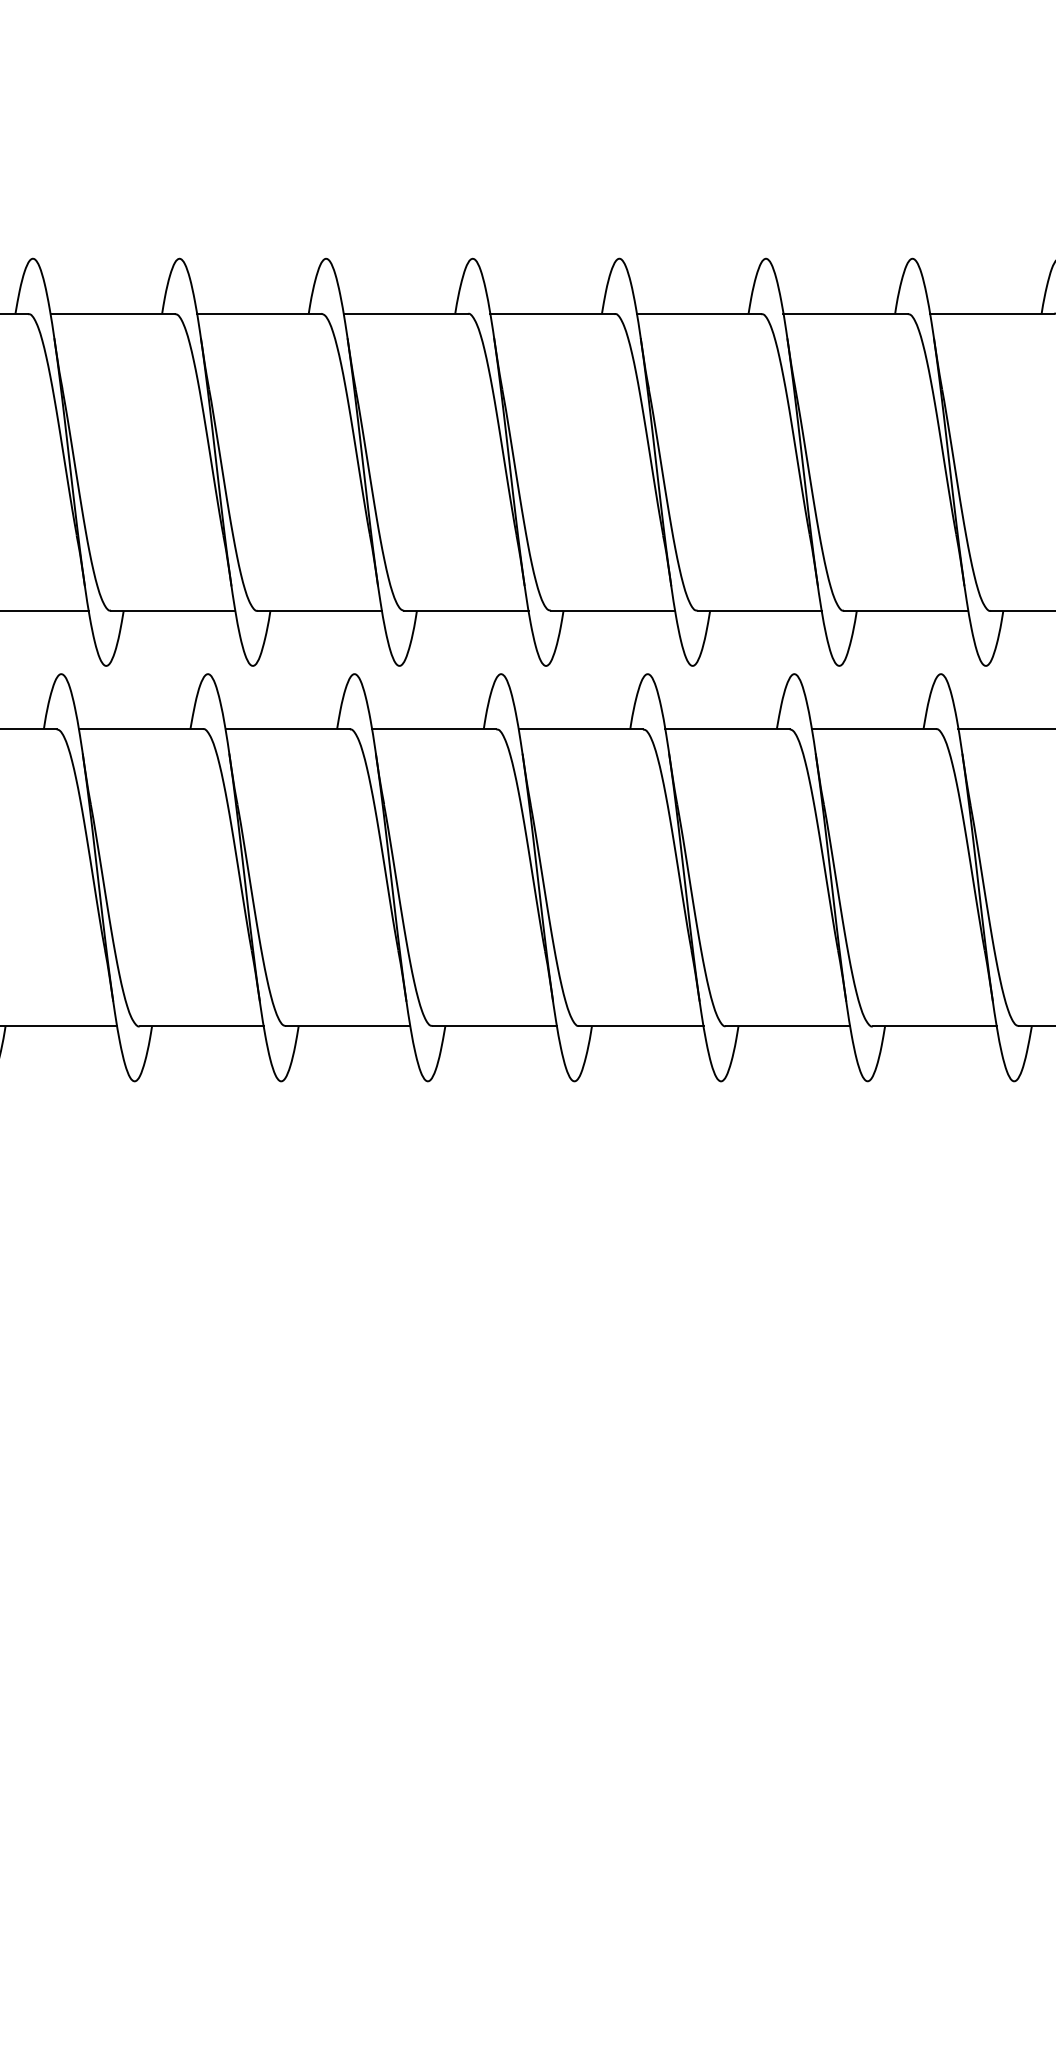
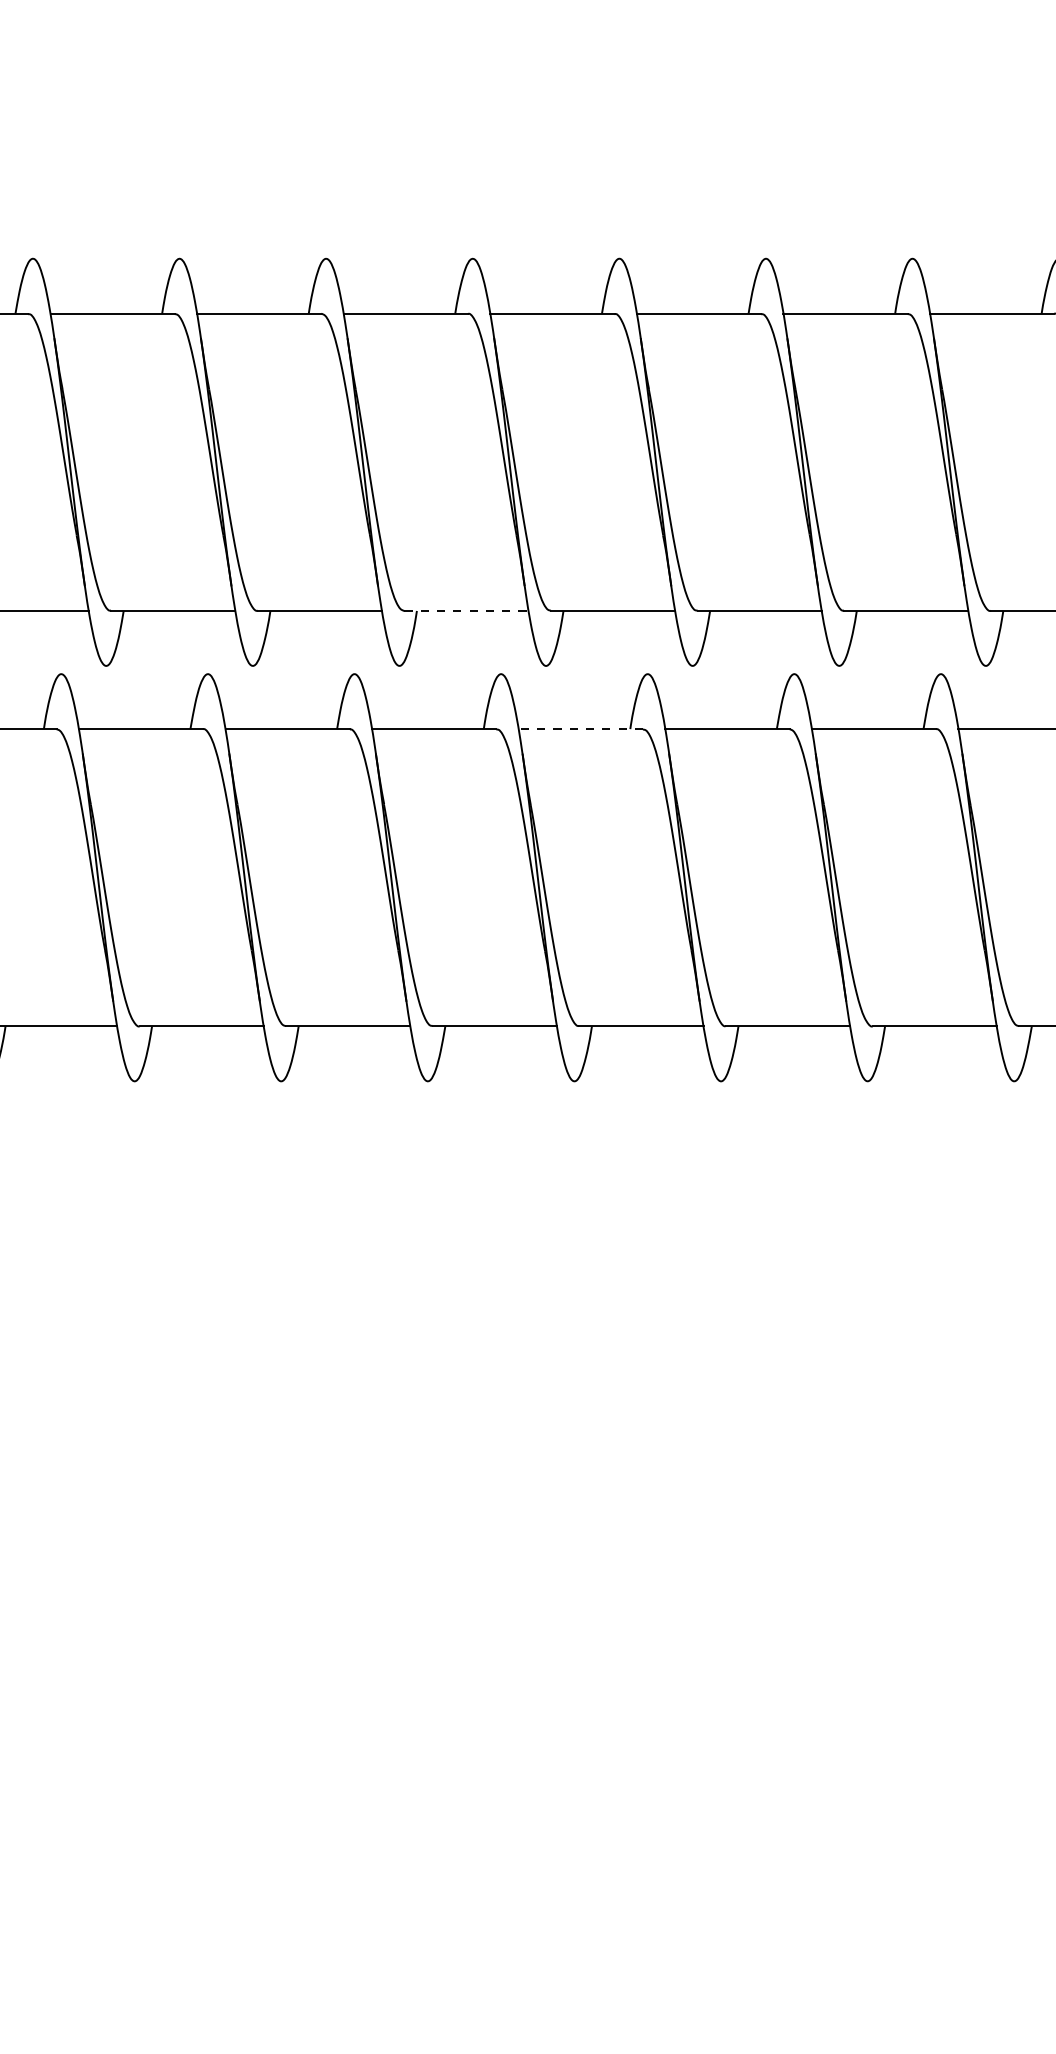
line: solid -> dashed (467, 610)
line: solid -> dashed (580, 729)
